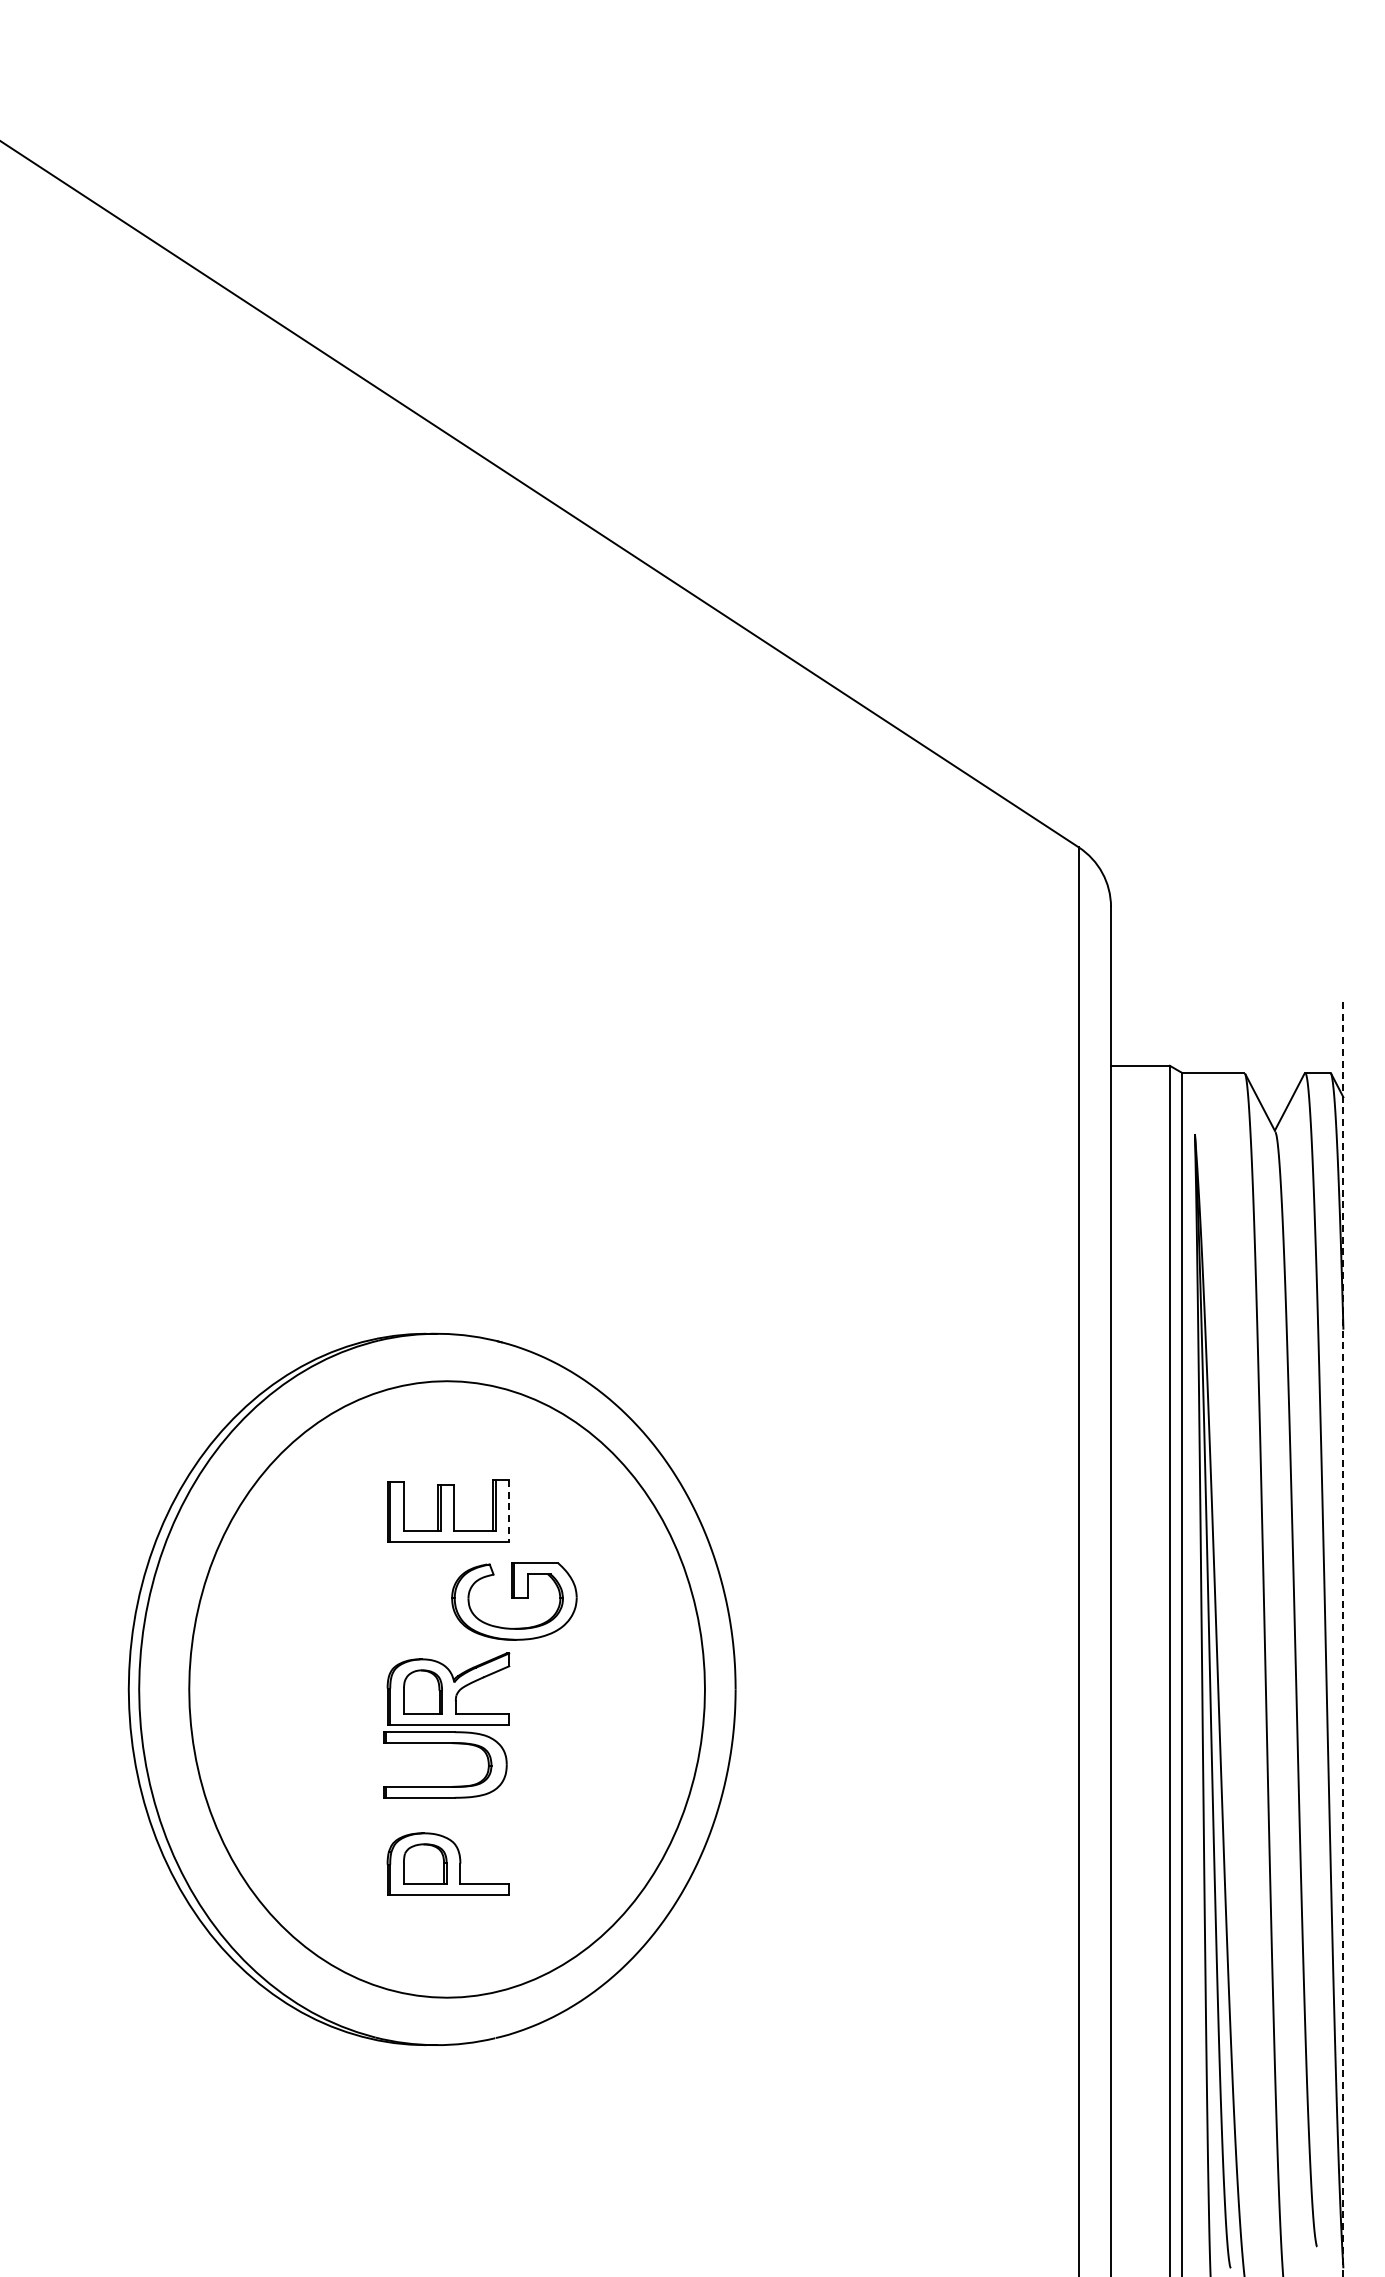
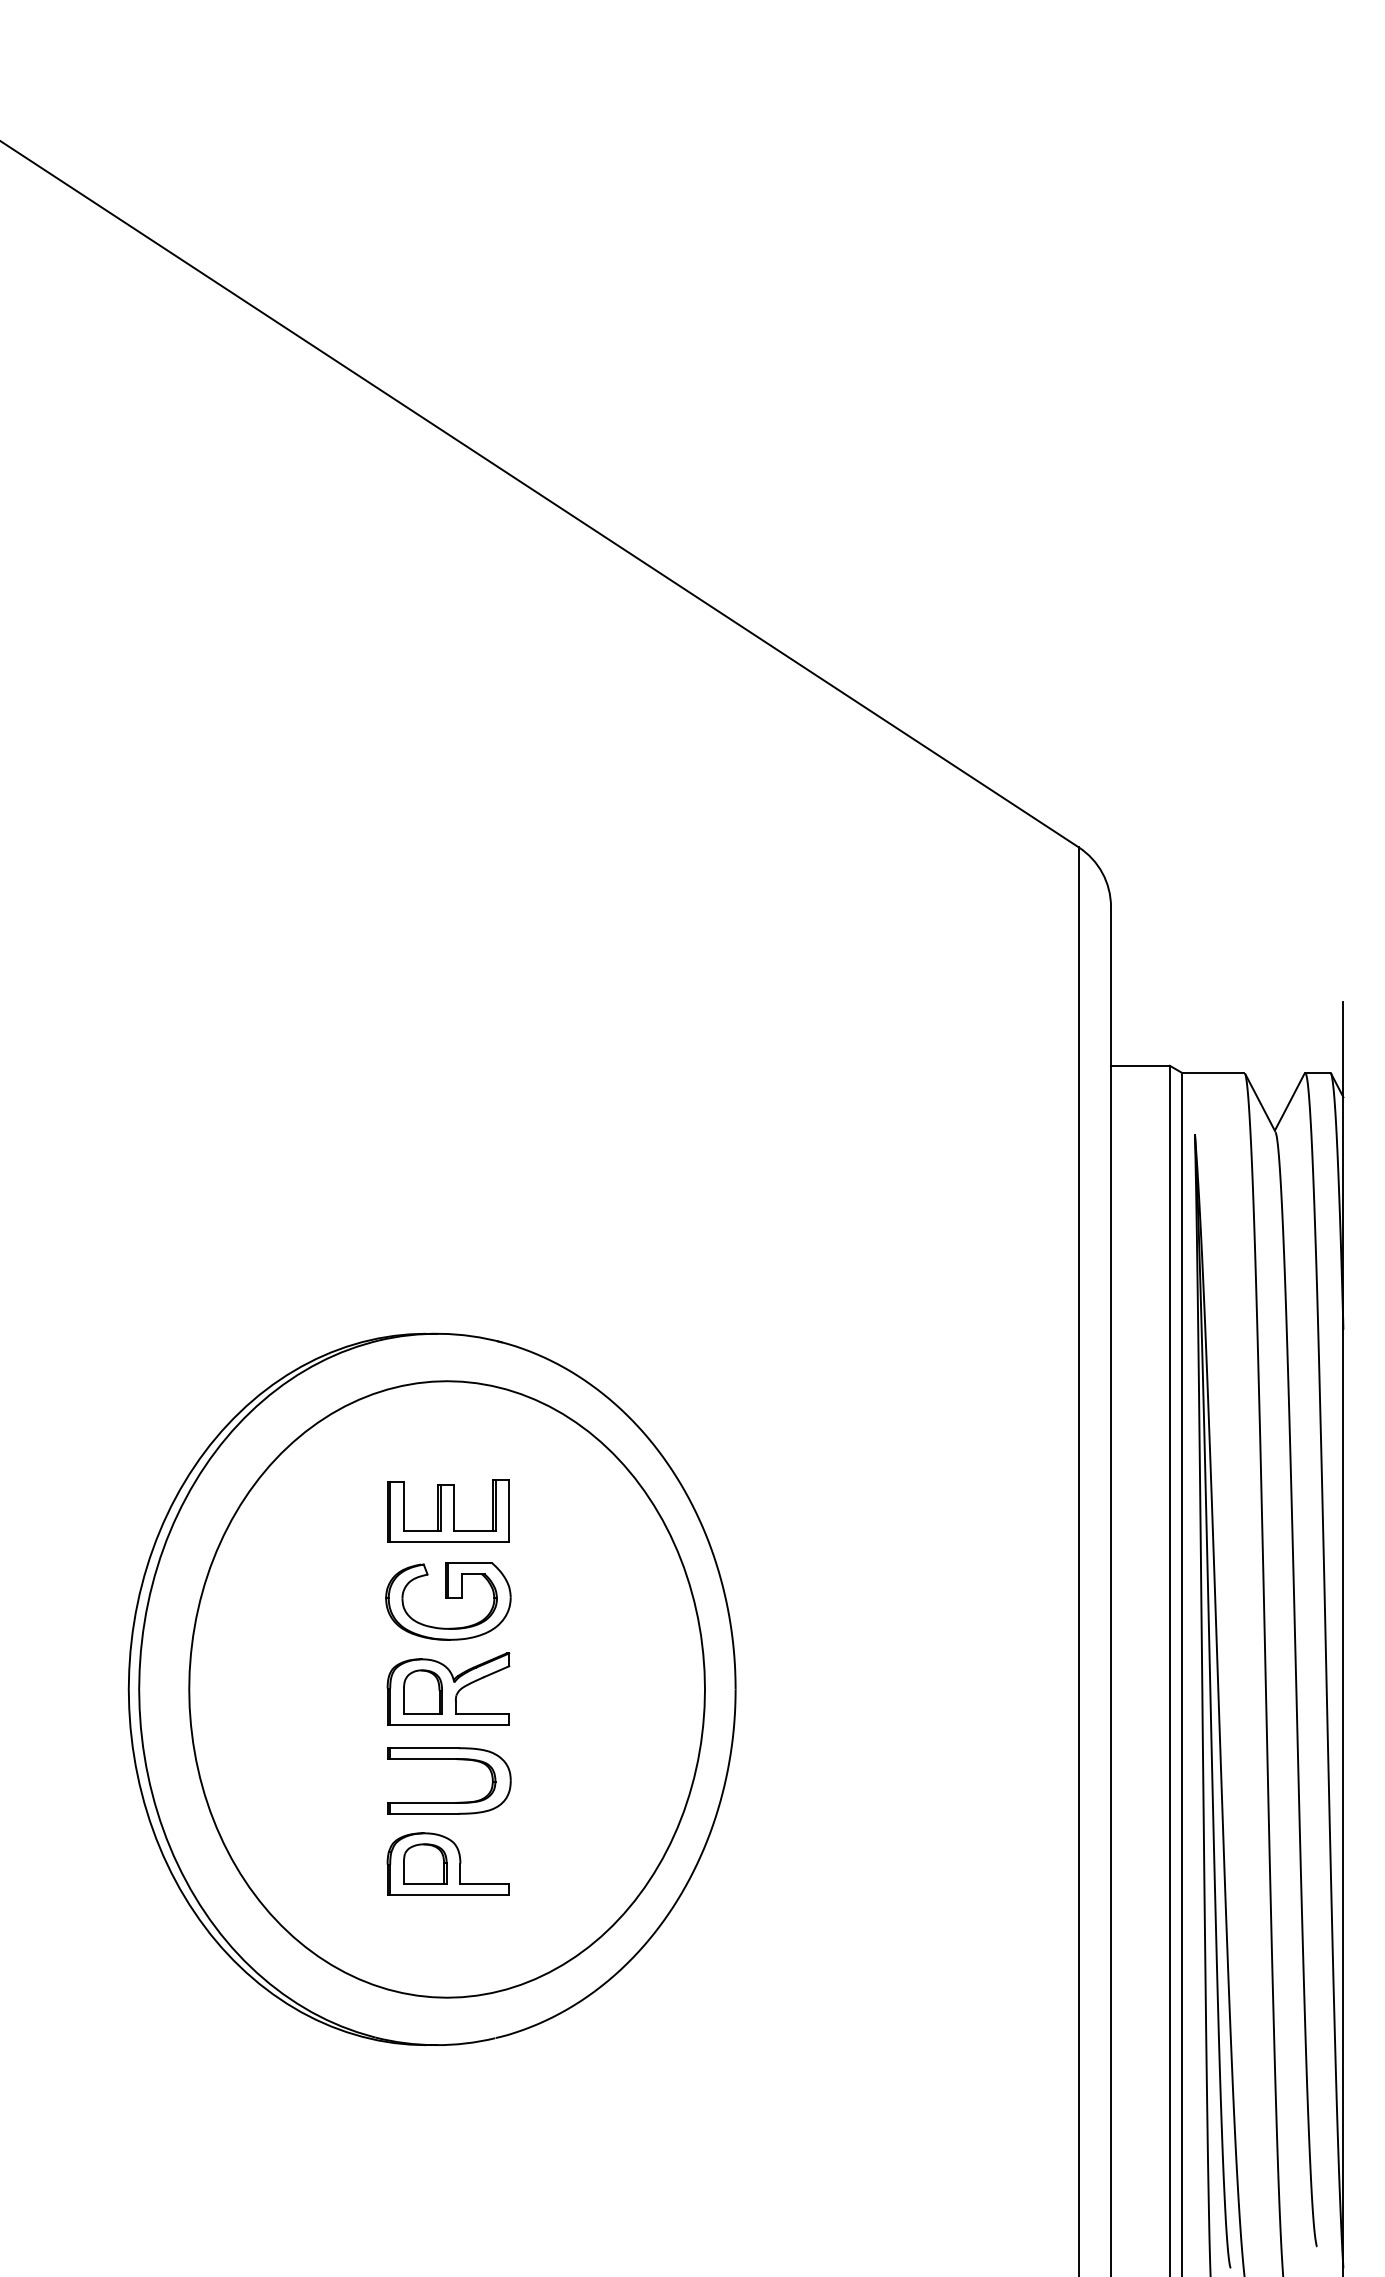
line: dashed -> solid (509, 1510)
part position: (514, 1601) -> (448, 1601) (448, 1601)
line: dashed -> solid (1343, 1639)
part position: (445, 1743) -> (449, 1759) (449, 1759)
